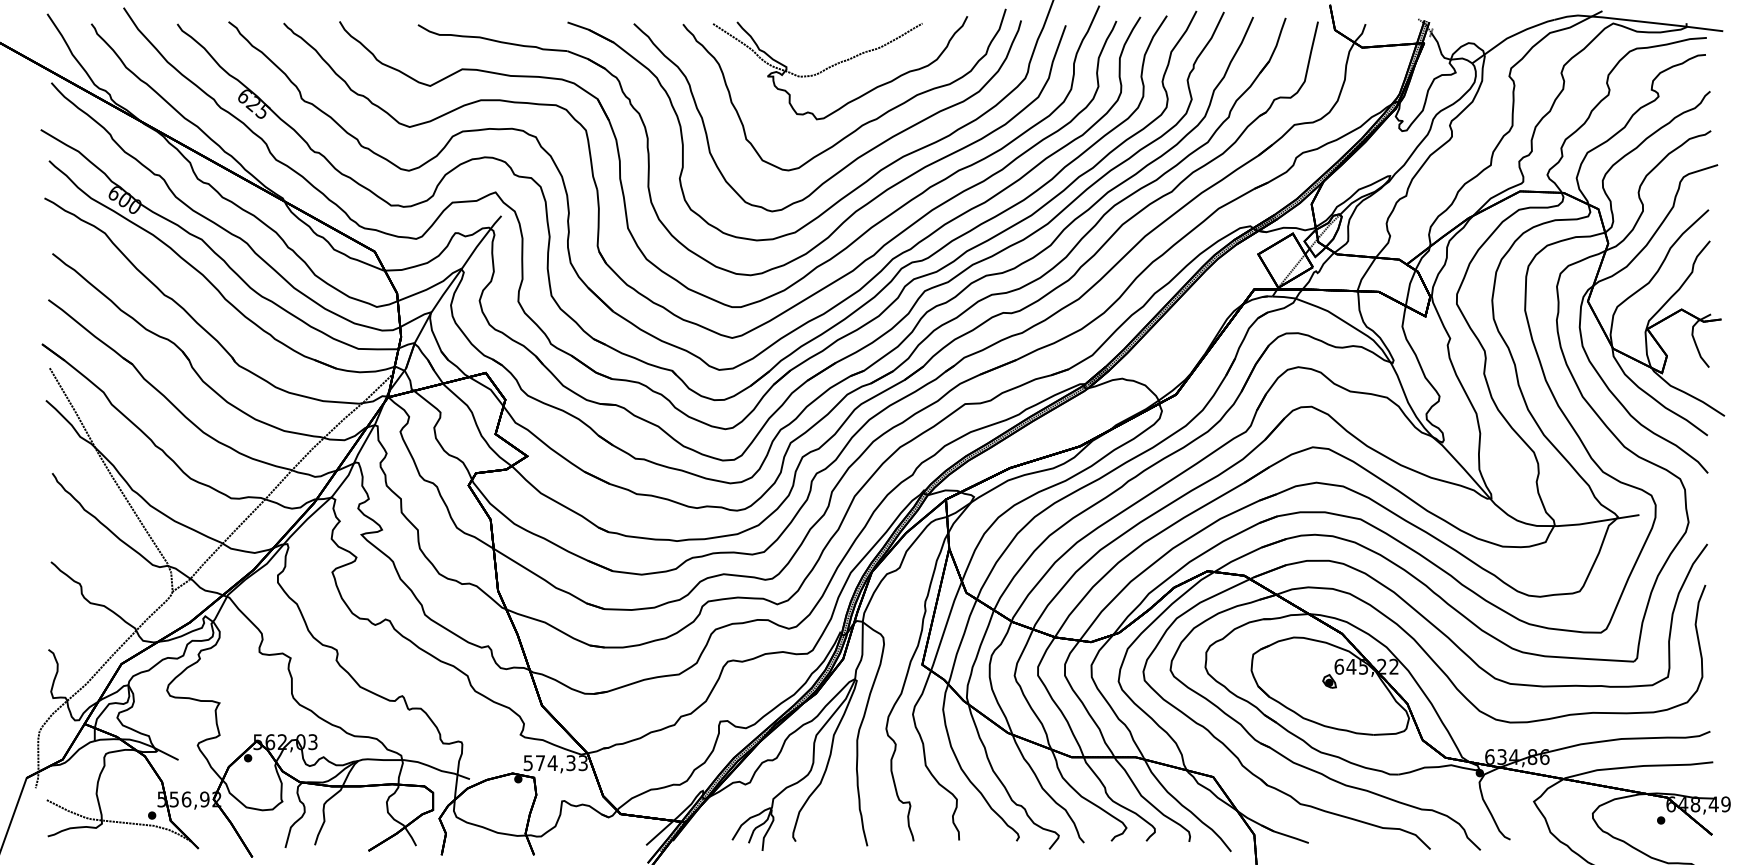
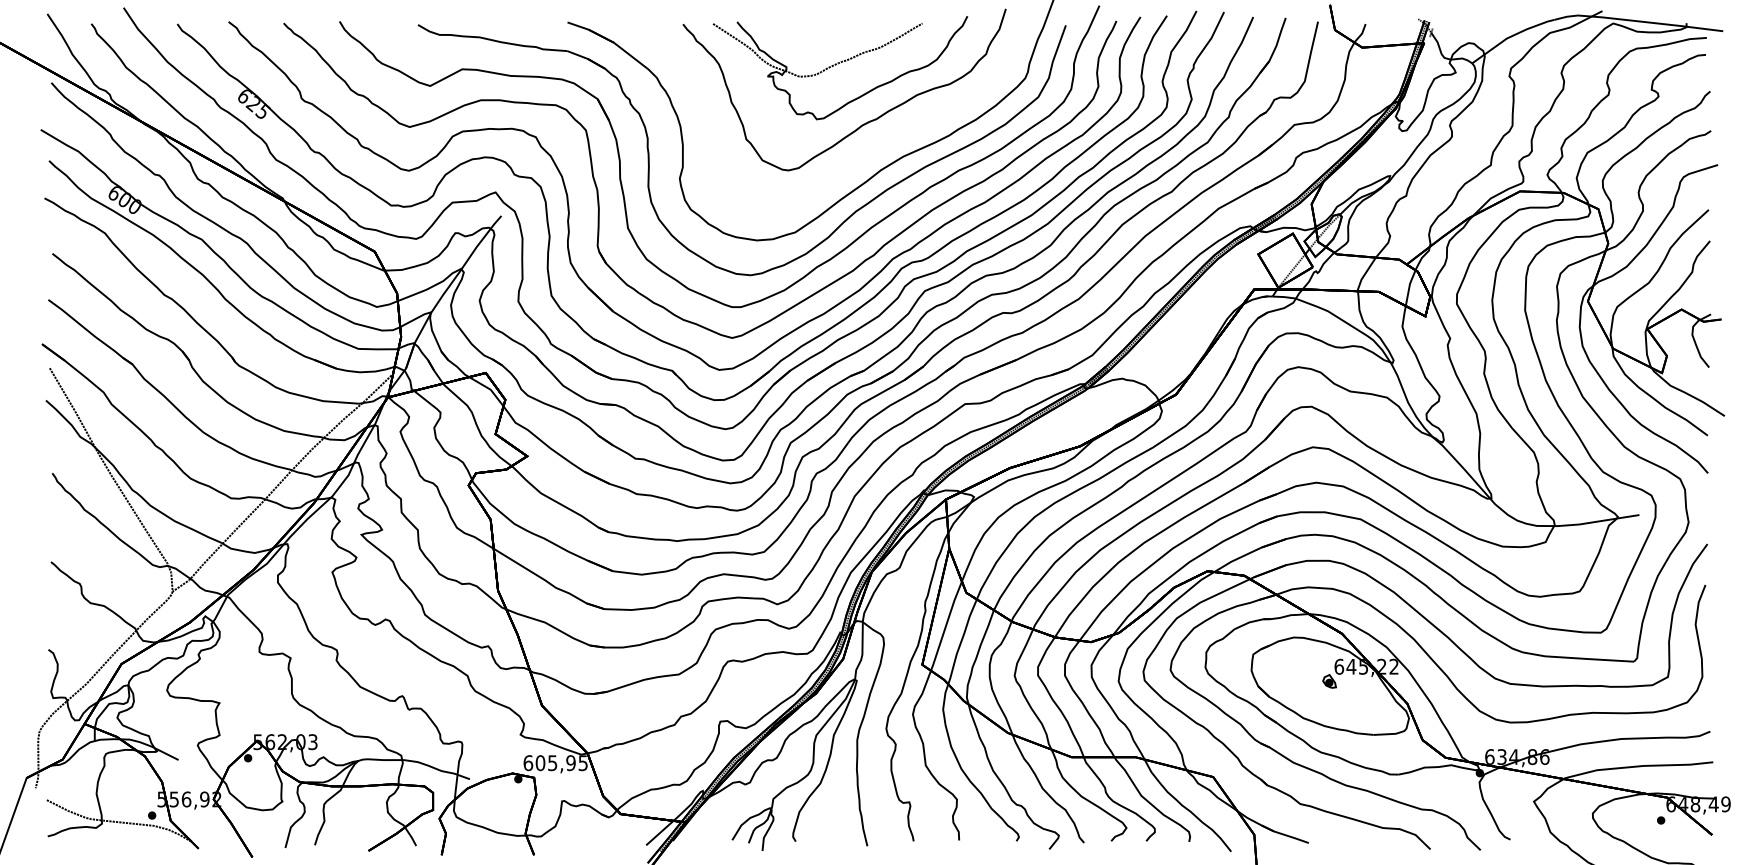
curve: present -> none (855, 158)
text: 574,33 -> 605,95 (555, 763)
